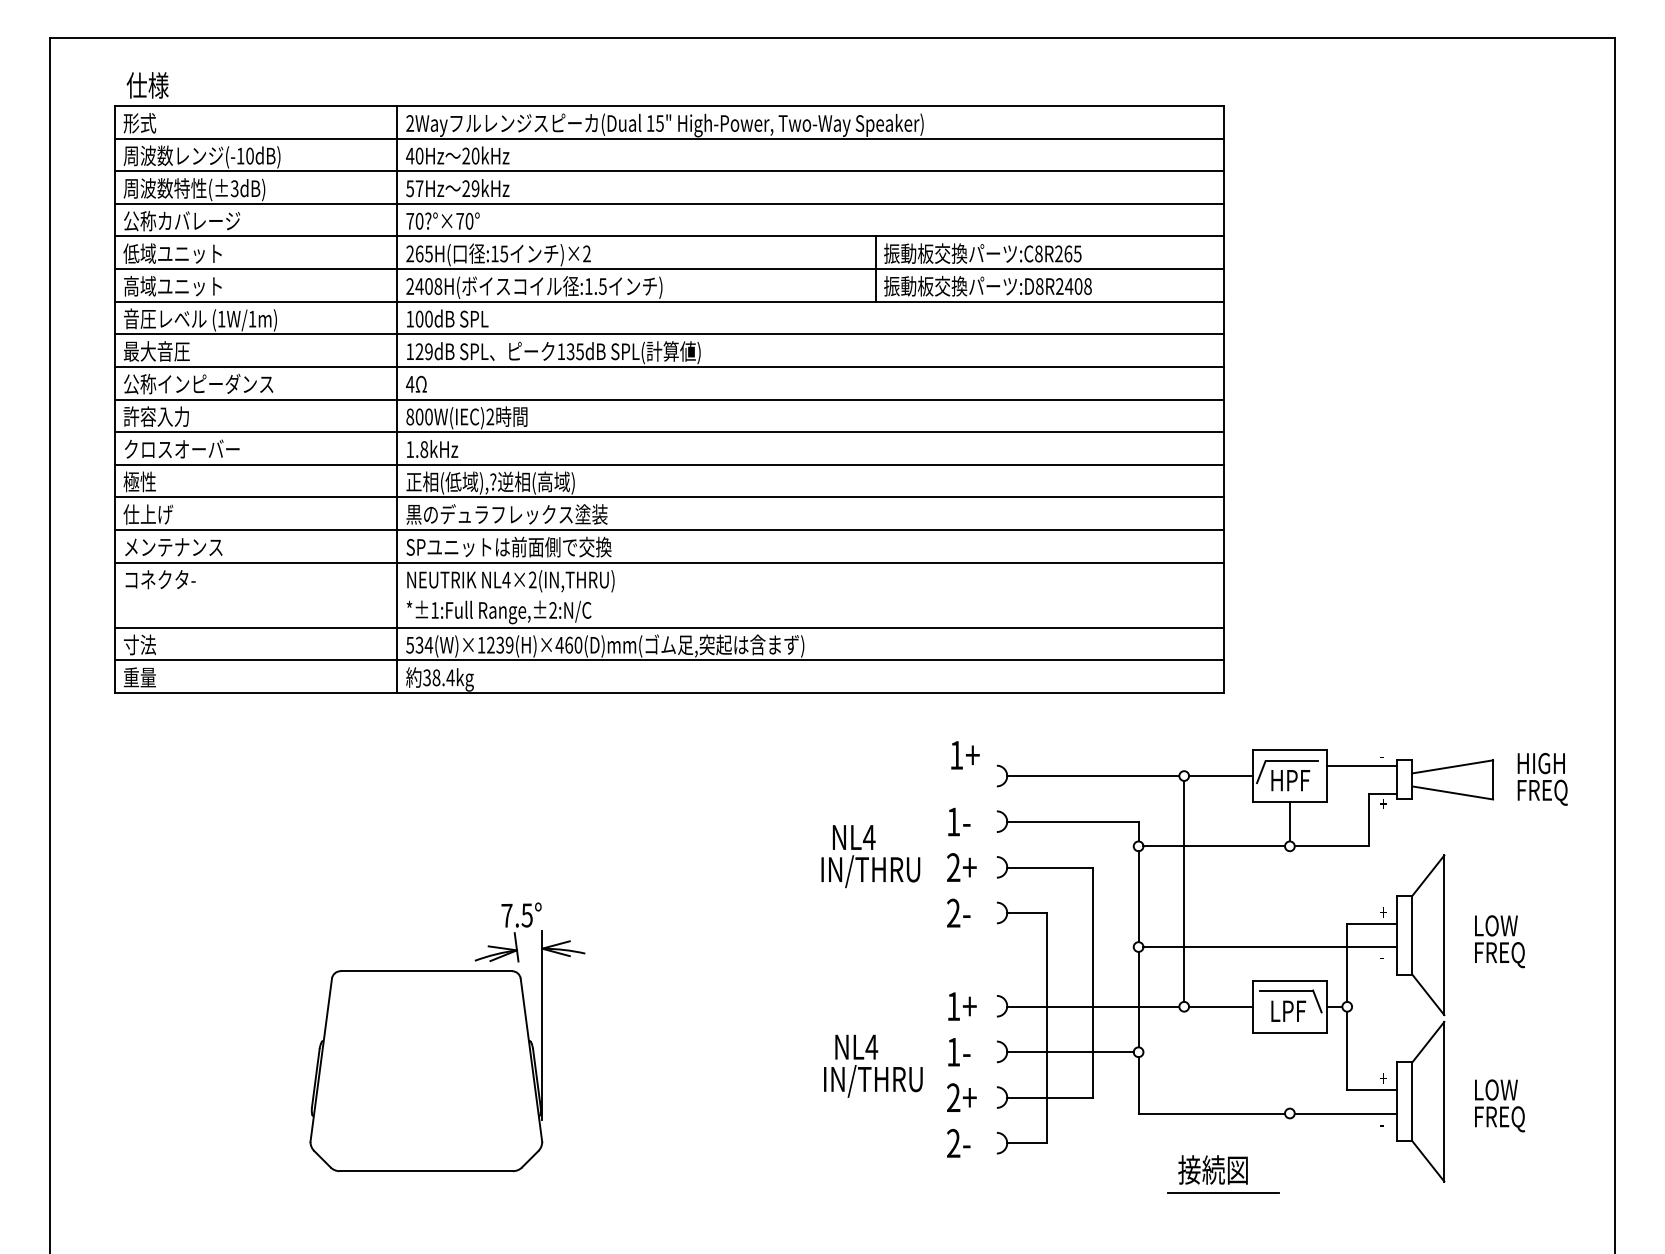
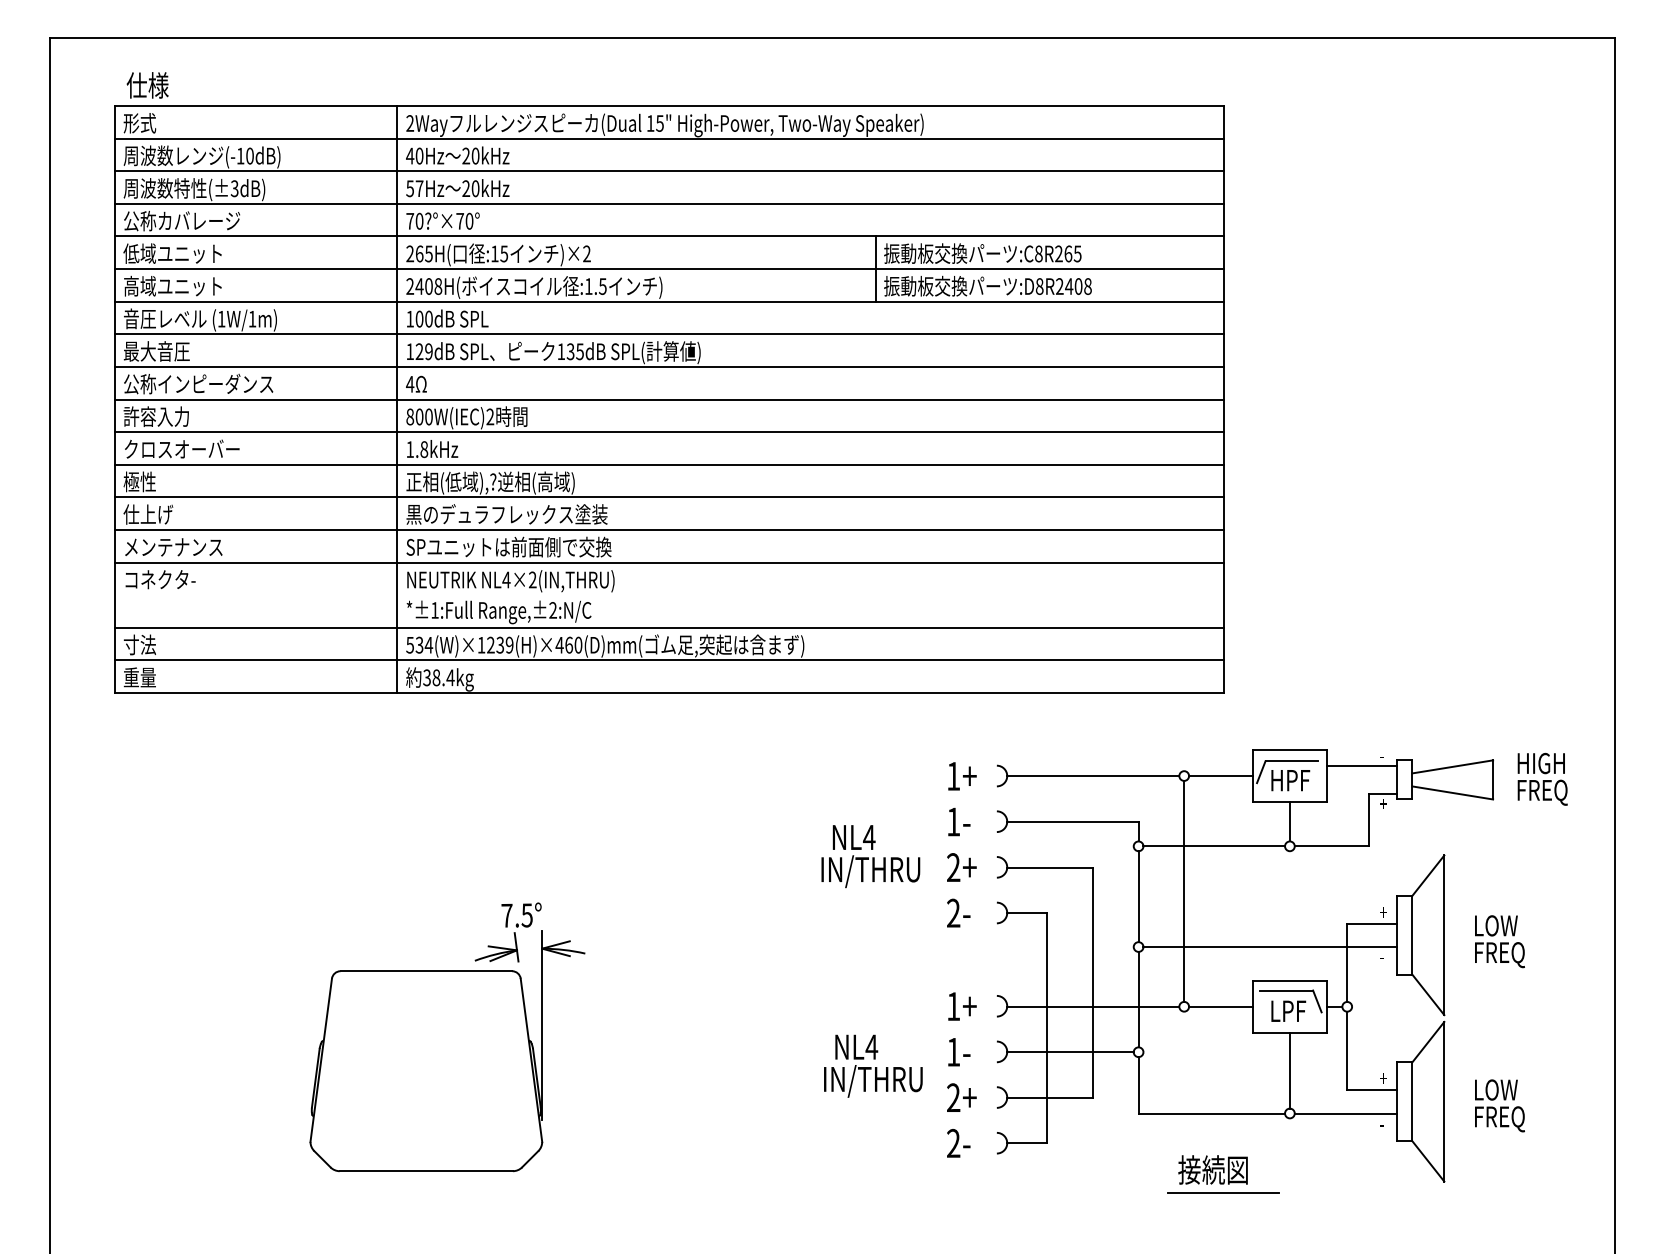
text: 29kHz -> 20kHz (475, 188)
text position: (965, 755) -> (962, 776) (962, 776)
line: none -> present (1289, 1070)
